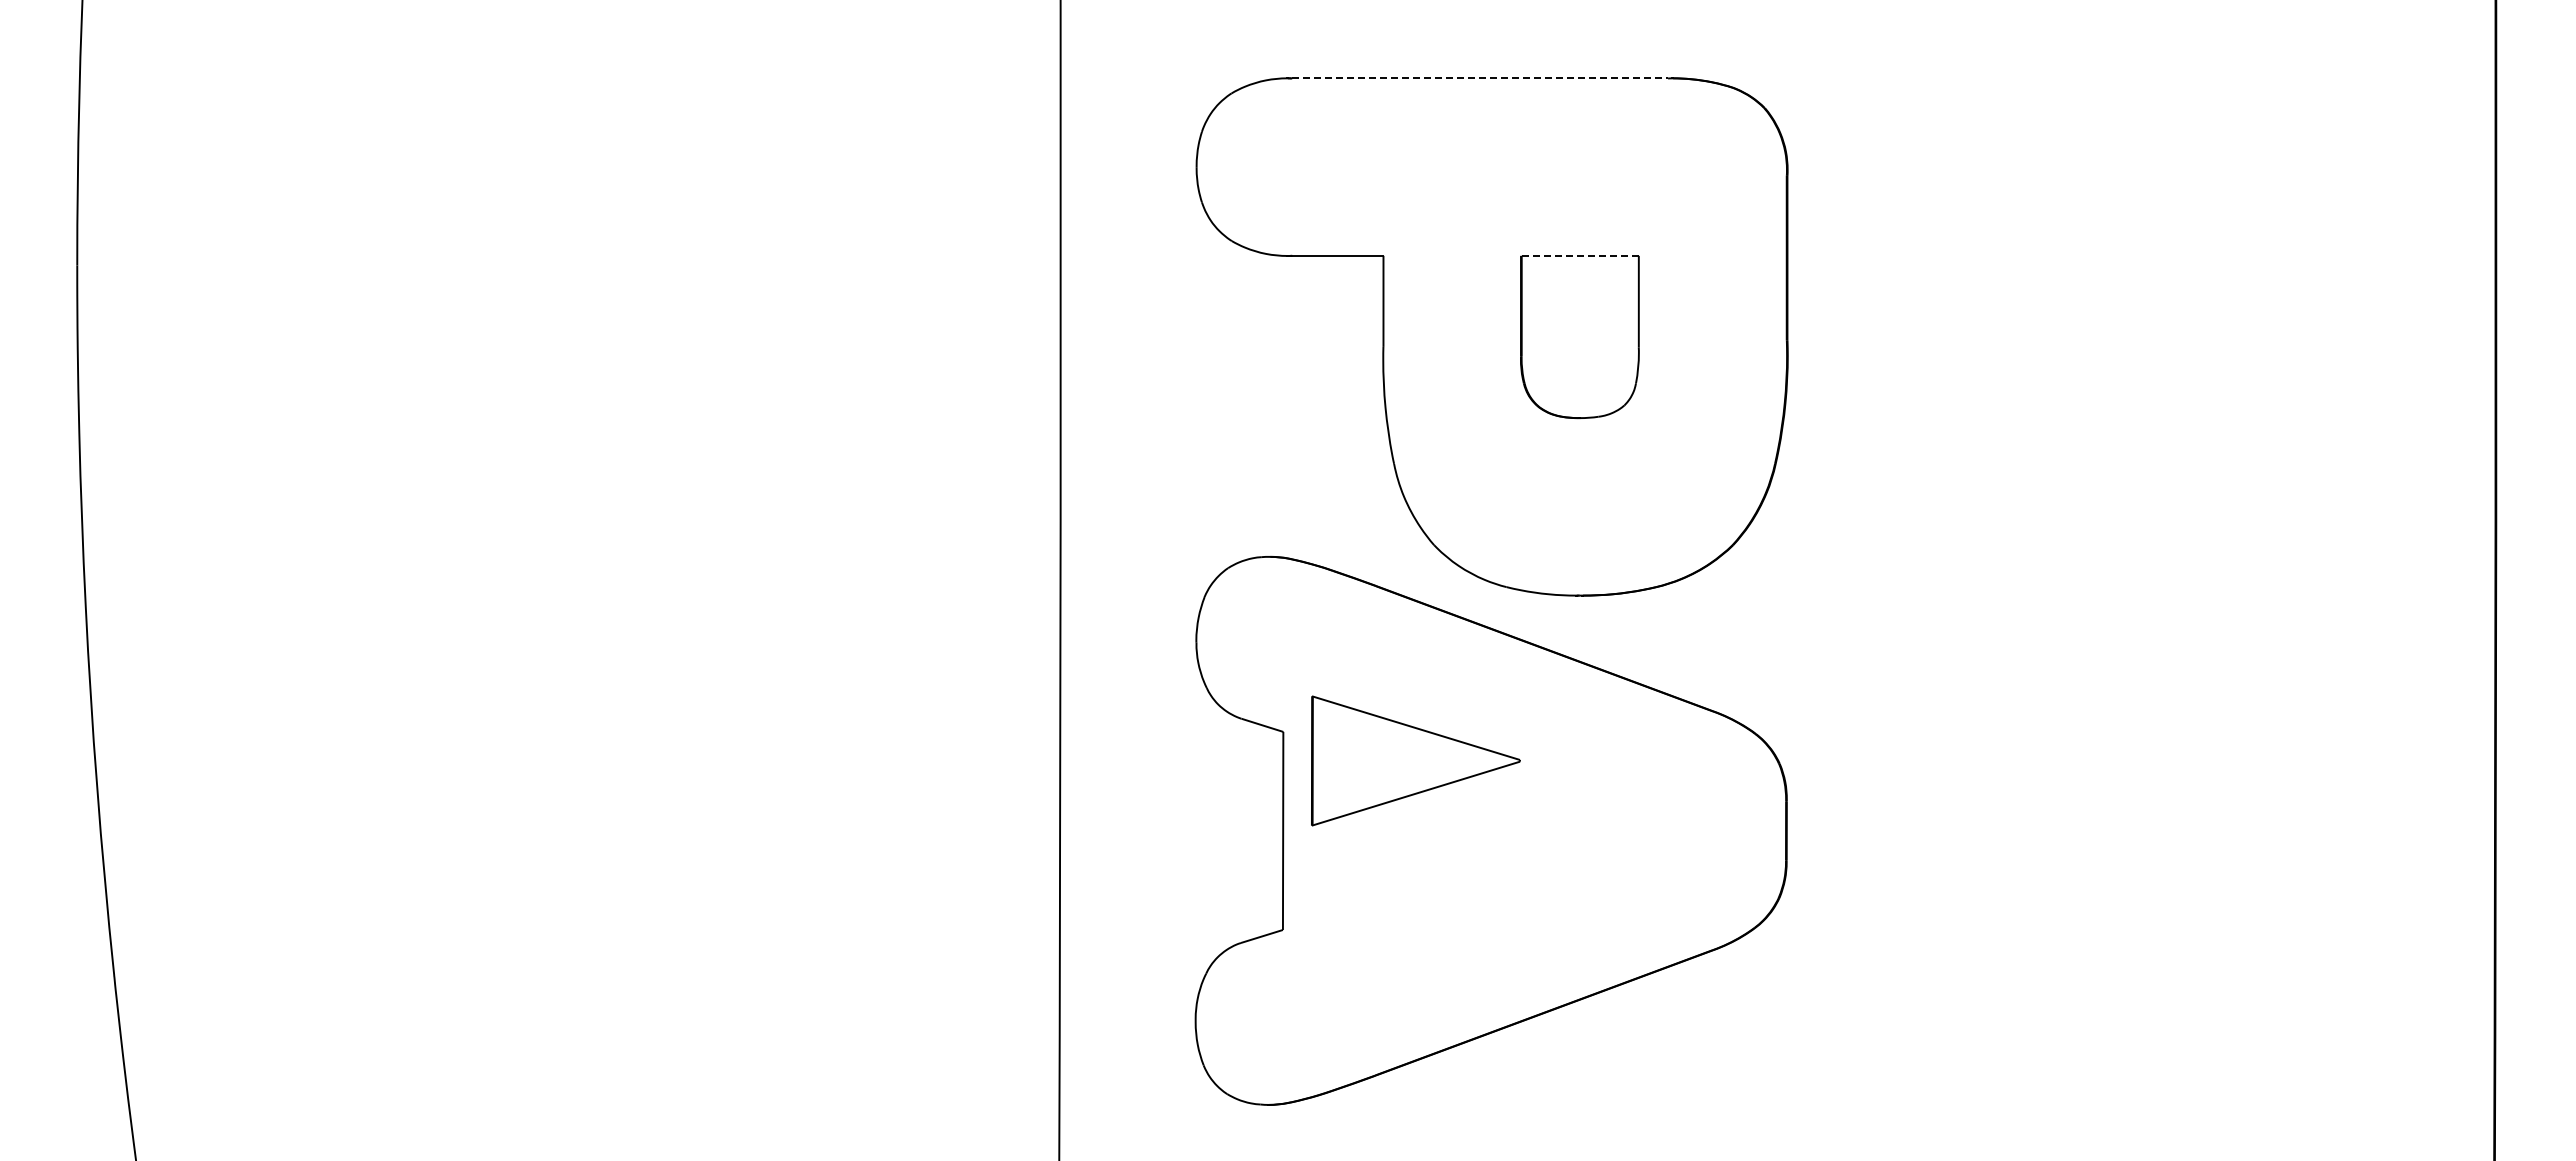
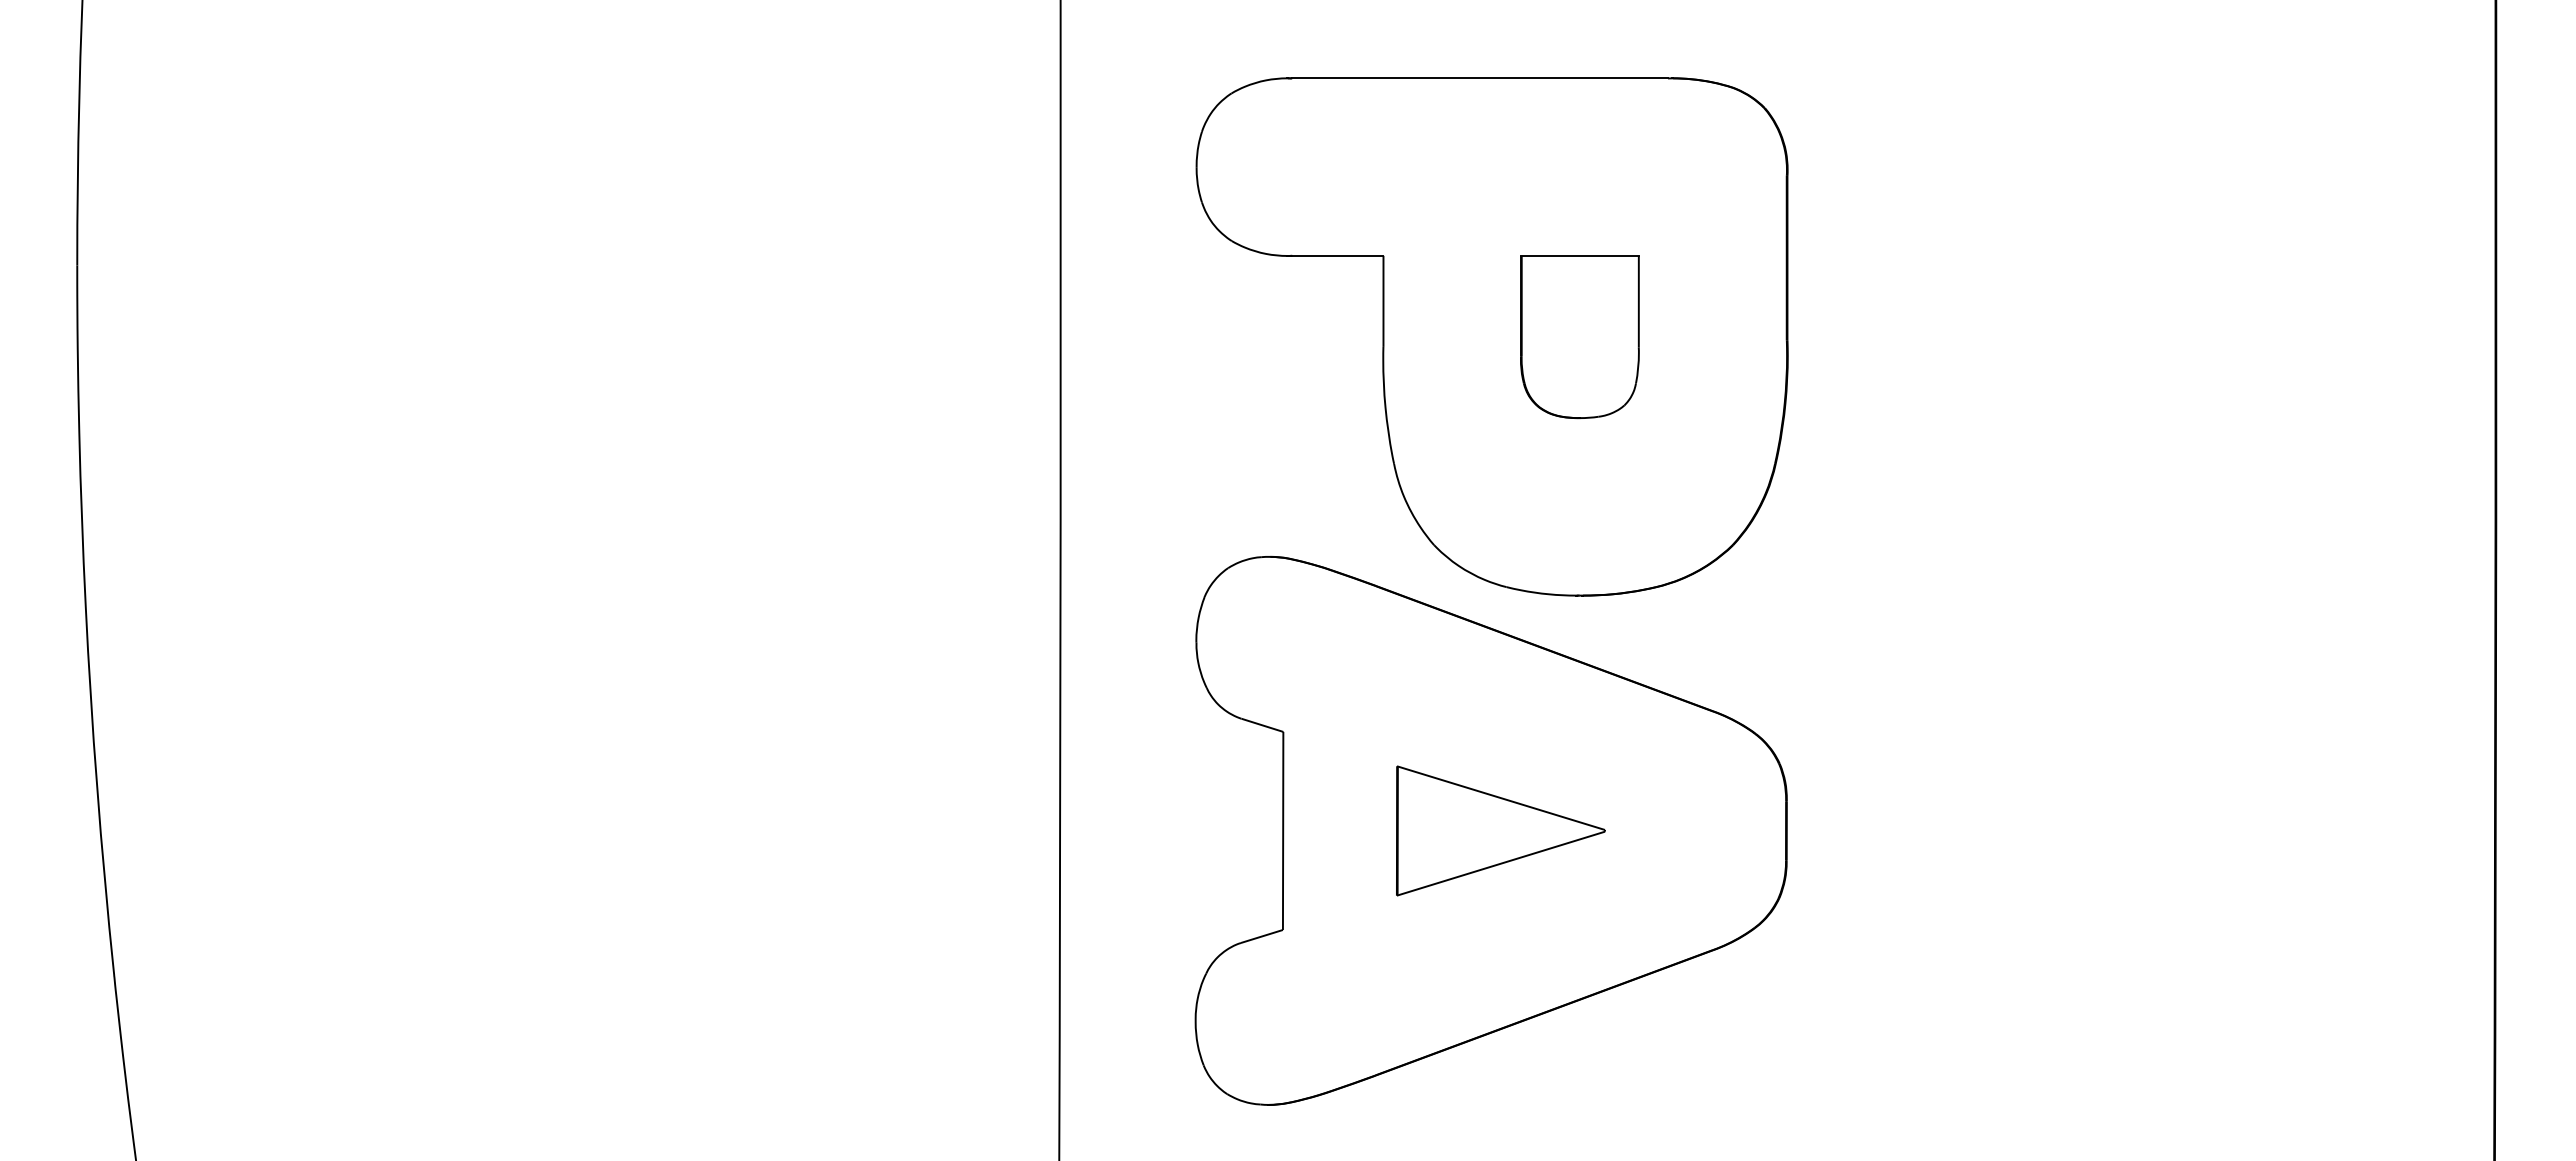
line: dashed -> solid (1480, 78)
line: dashed -> solid (1579, 255)
part position: (1415, 760) -> (1500, 830) (1500, 830)
